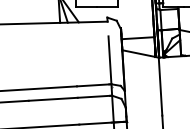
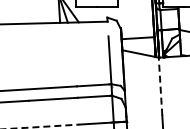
line: solid -> dashed (160, 86)
line: solid -> dashed (43, 126)
